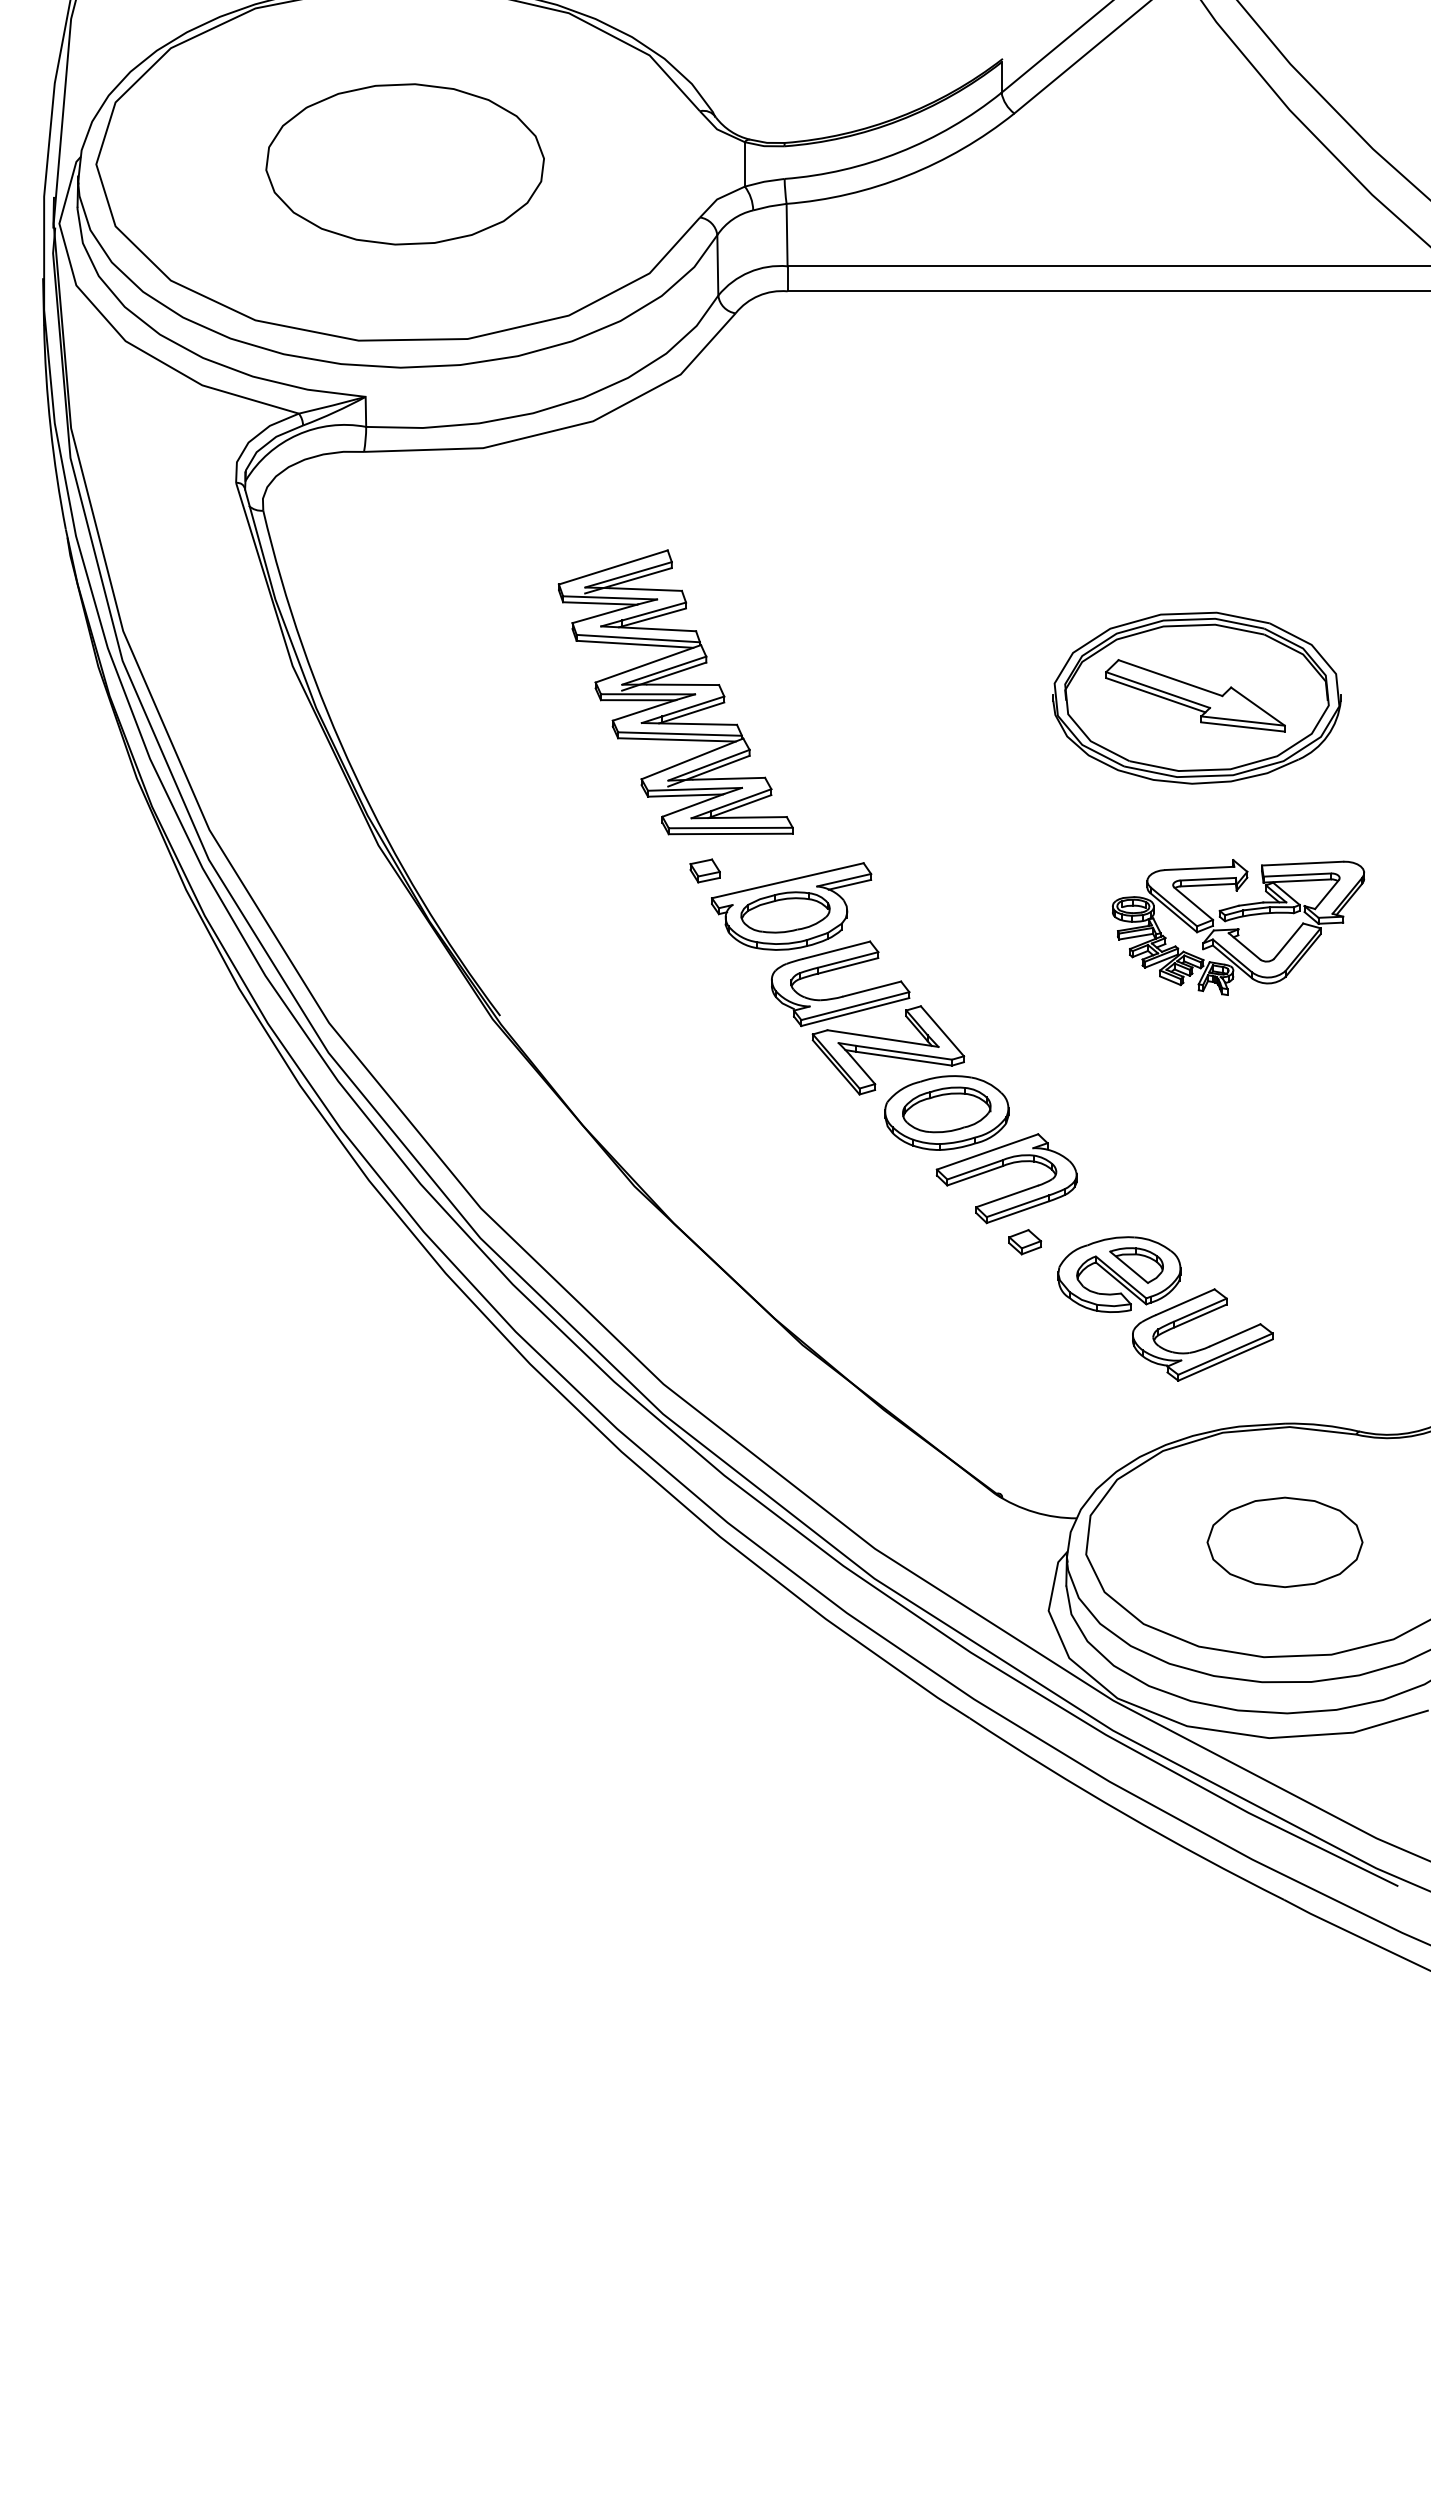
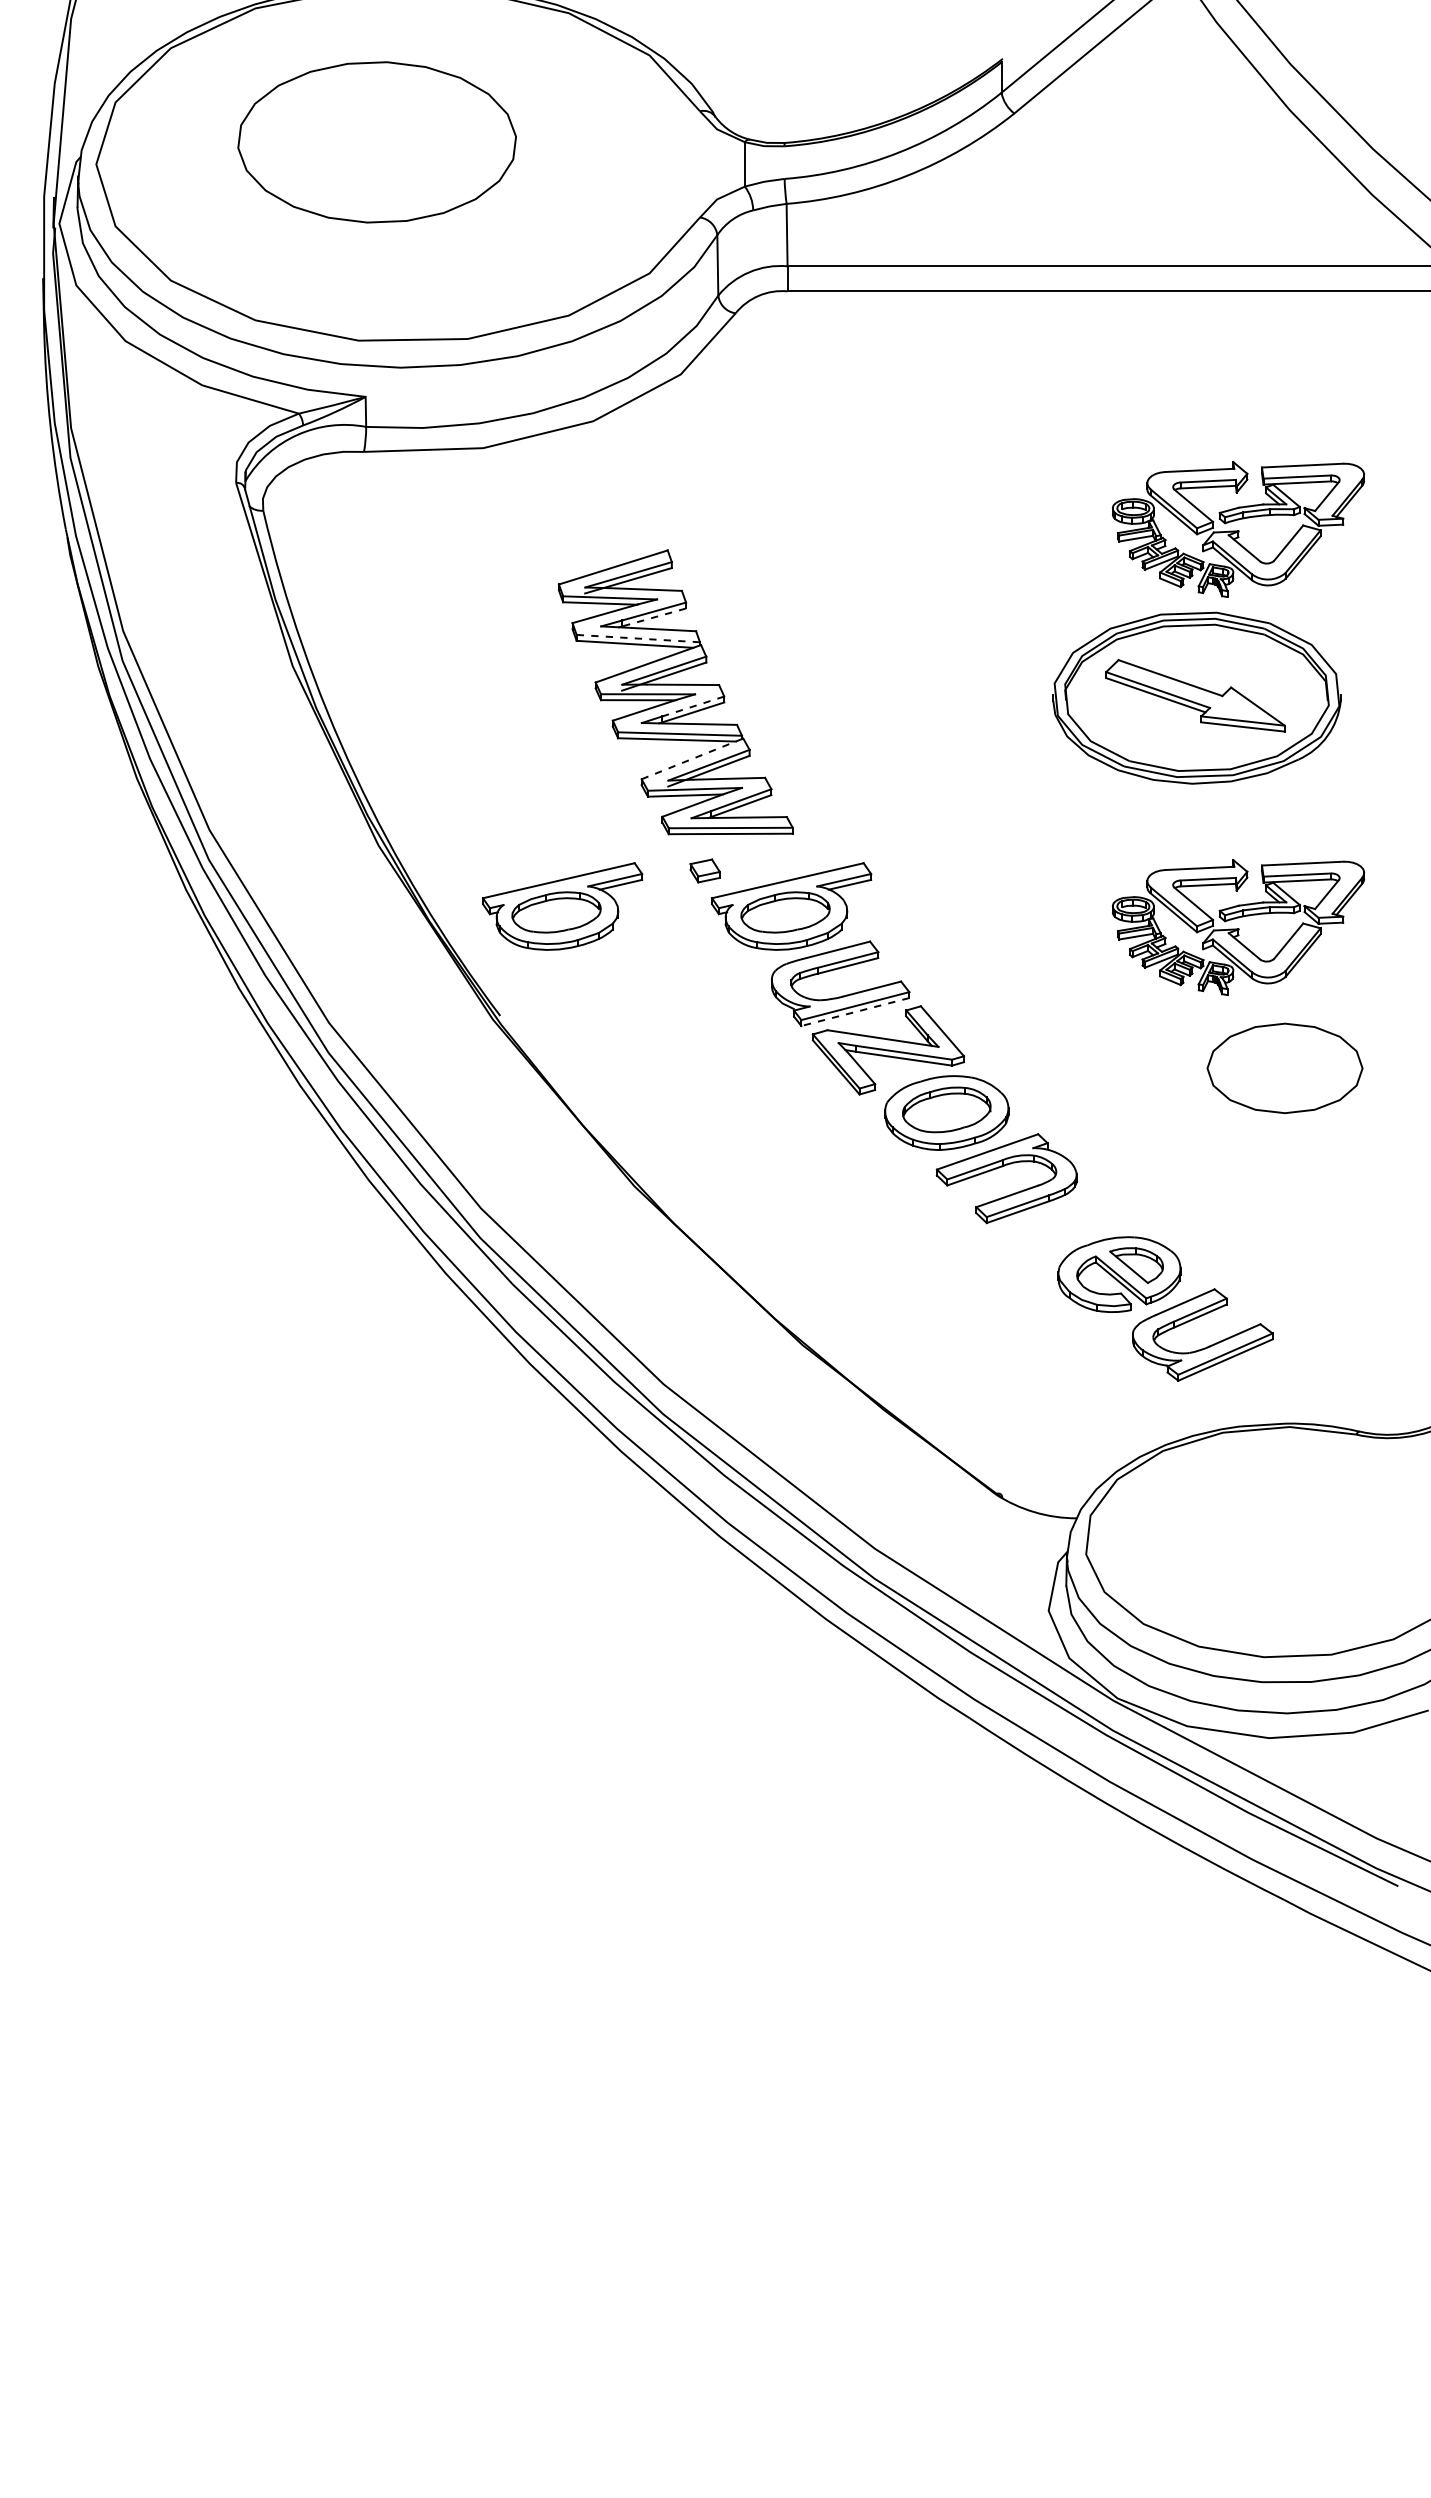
part position: (404, 164) -> (376, 142) (376, 142)
part: none -> present (1238, 529)
line: solid -> dashed (653, 617)
line: solid -> dashed (638, 638)
line: solid -> dashed (693, 706)
line: solid -> dashed (692, 758)
part: none -> present (562, 906)
line: solid -> dashed (855, 1012)
part: present -> none (1025, 1242)
part position: (1284, 1541) -> (1284, 1067) (1284, 1067)
